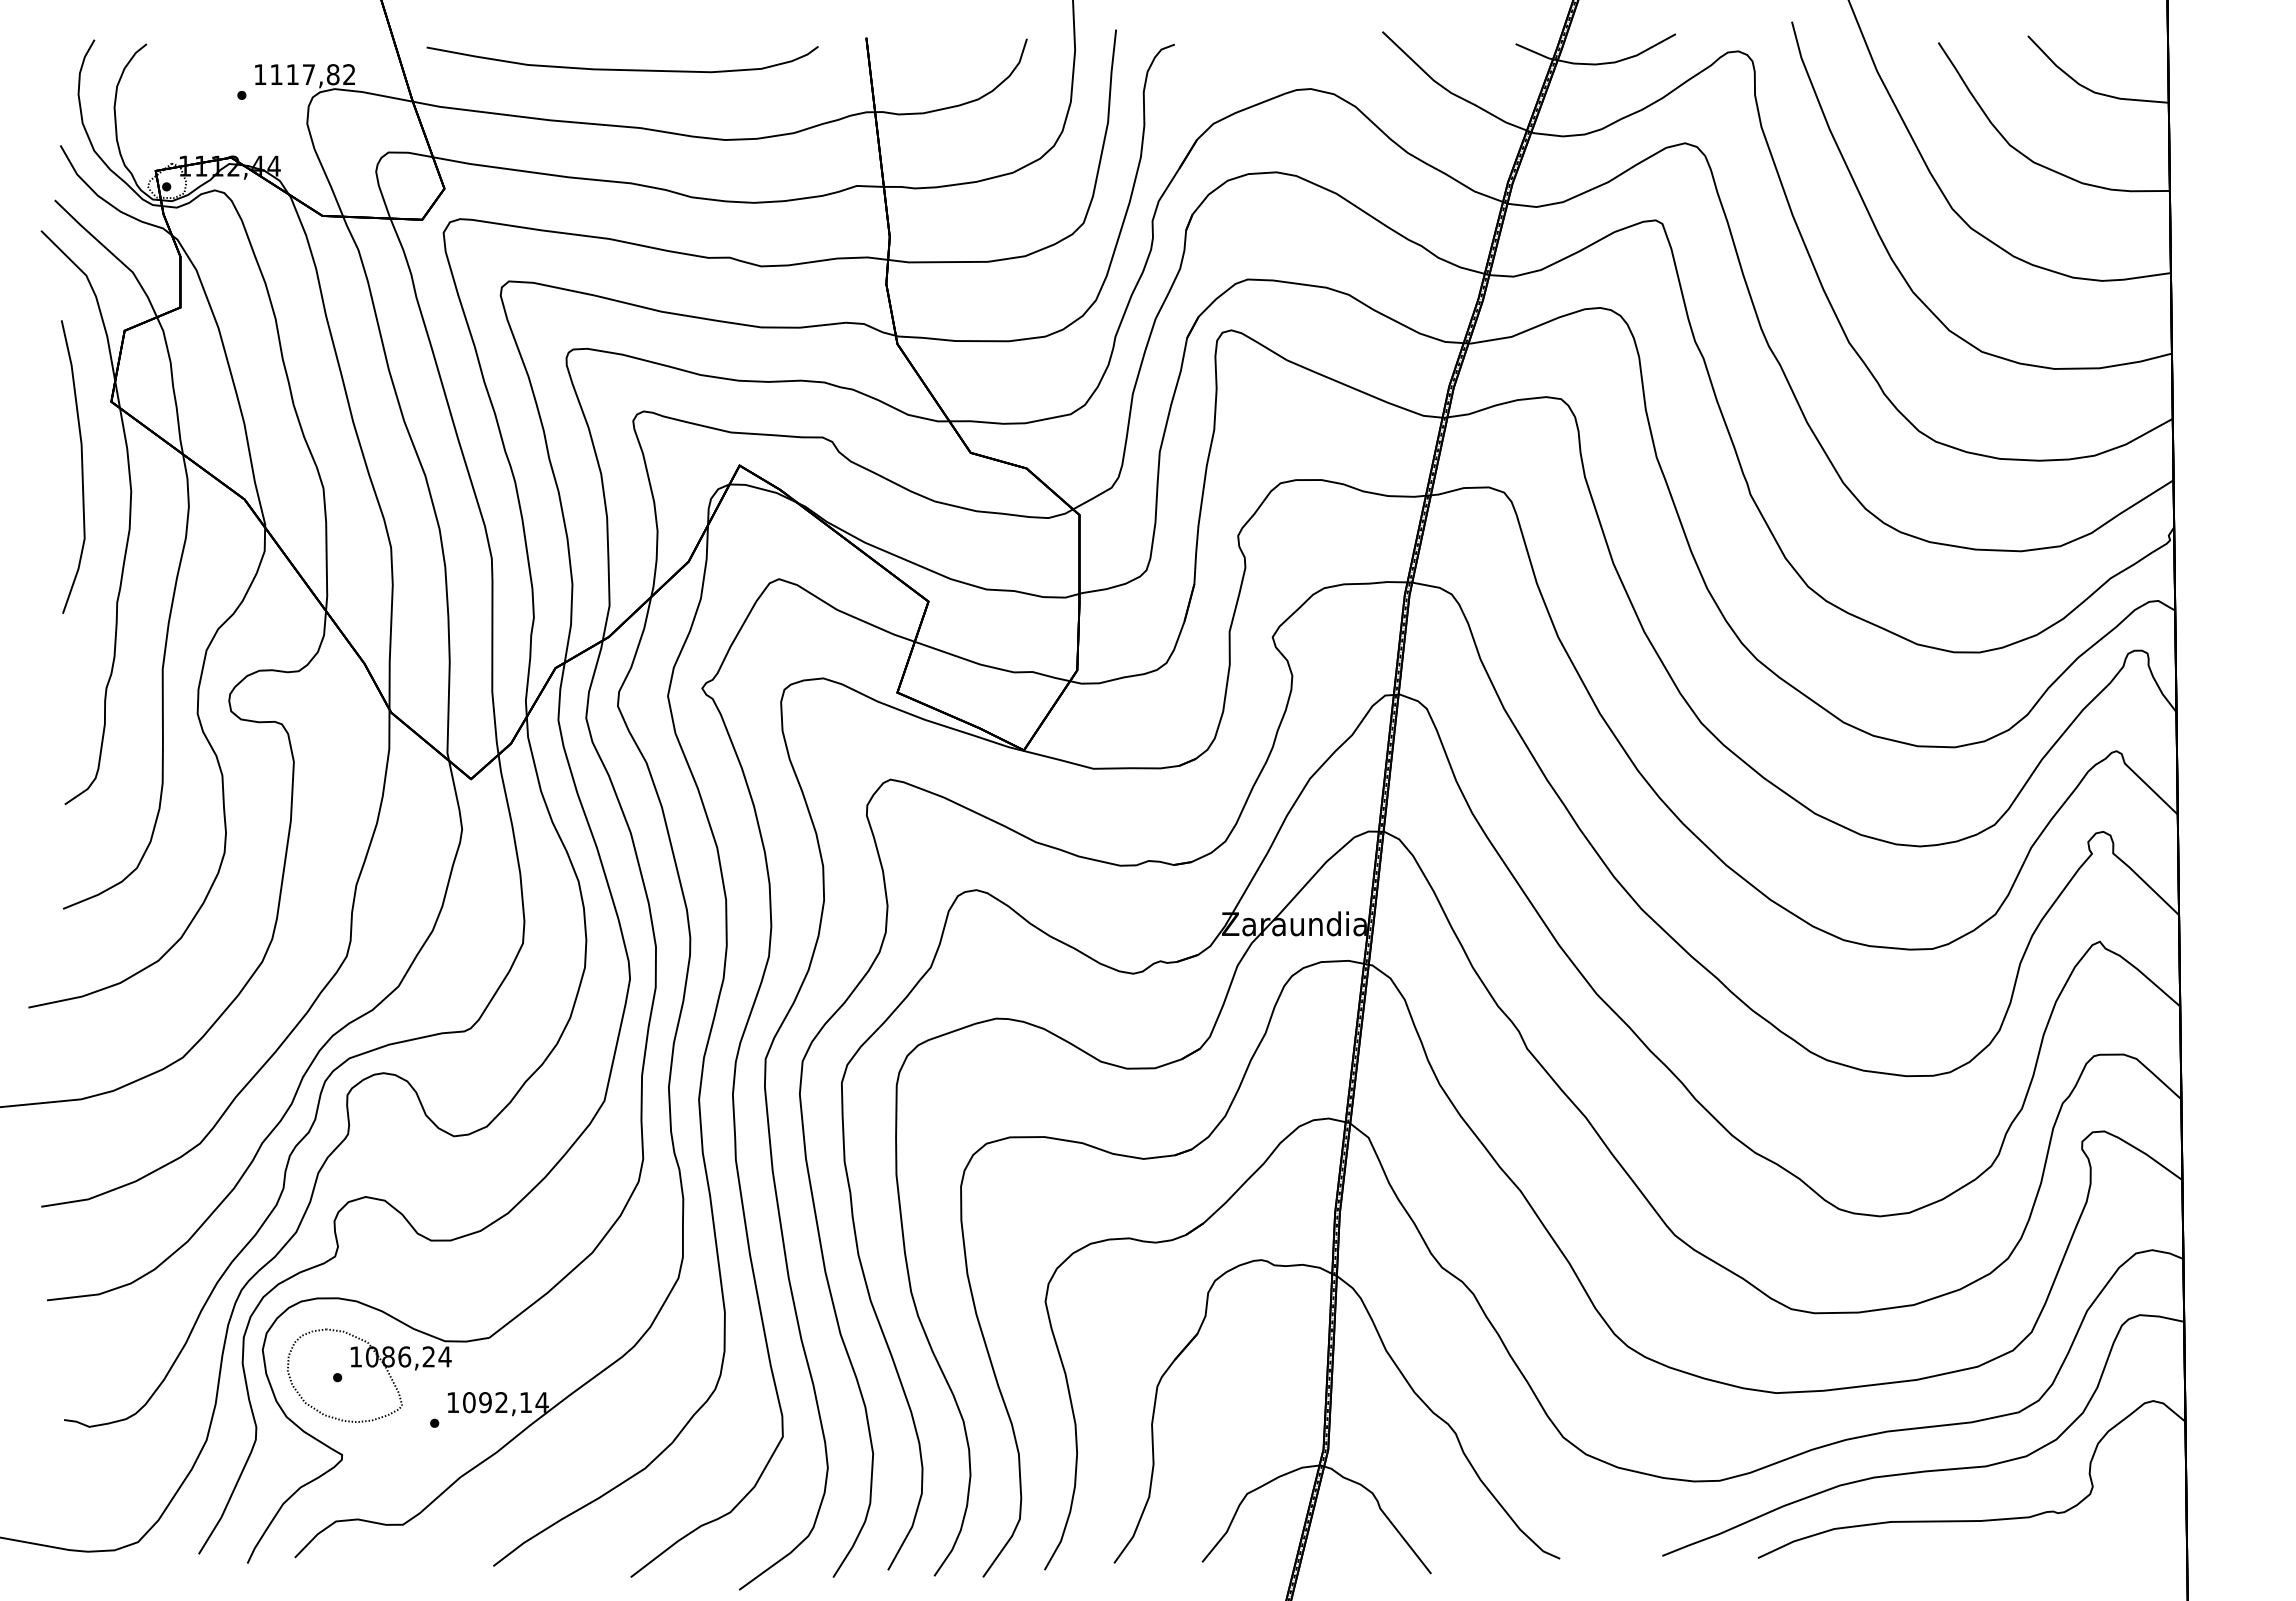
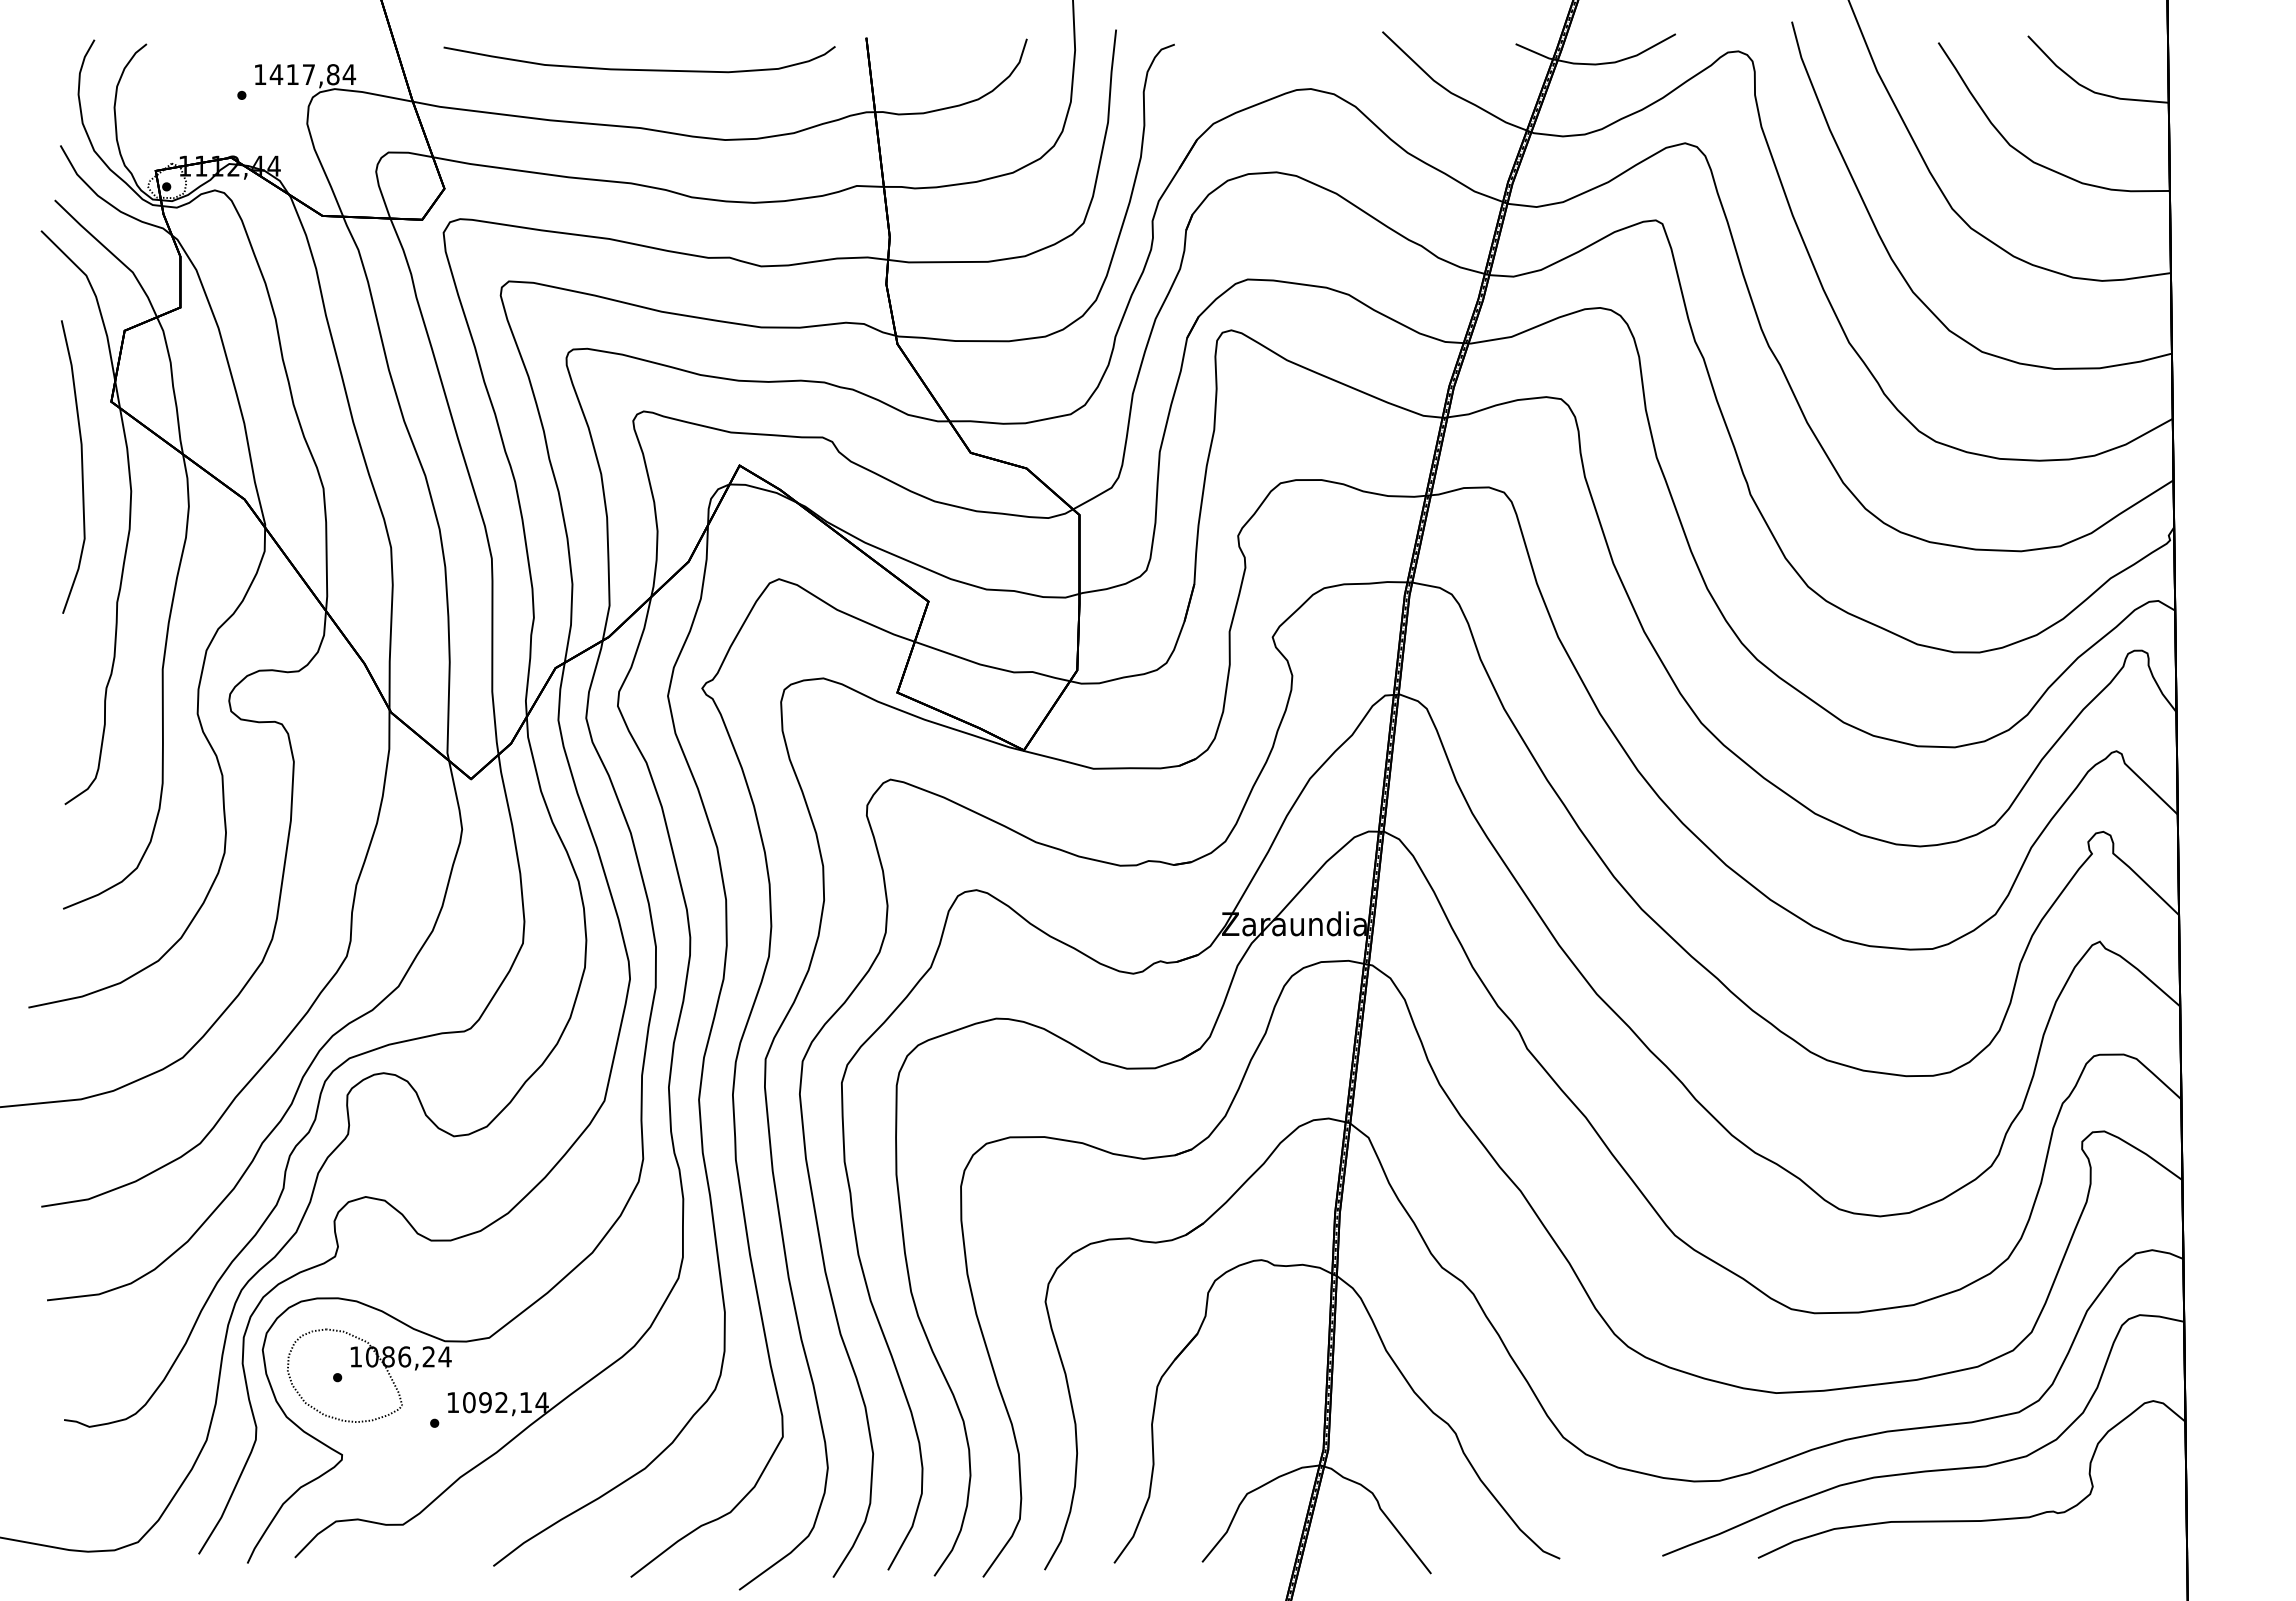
curve position: (622, 69) -> (639, 69) (639, 69)
text: 1117,82 -> 1417,84 (312, 74)
